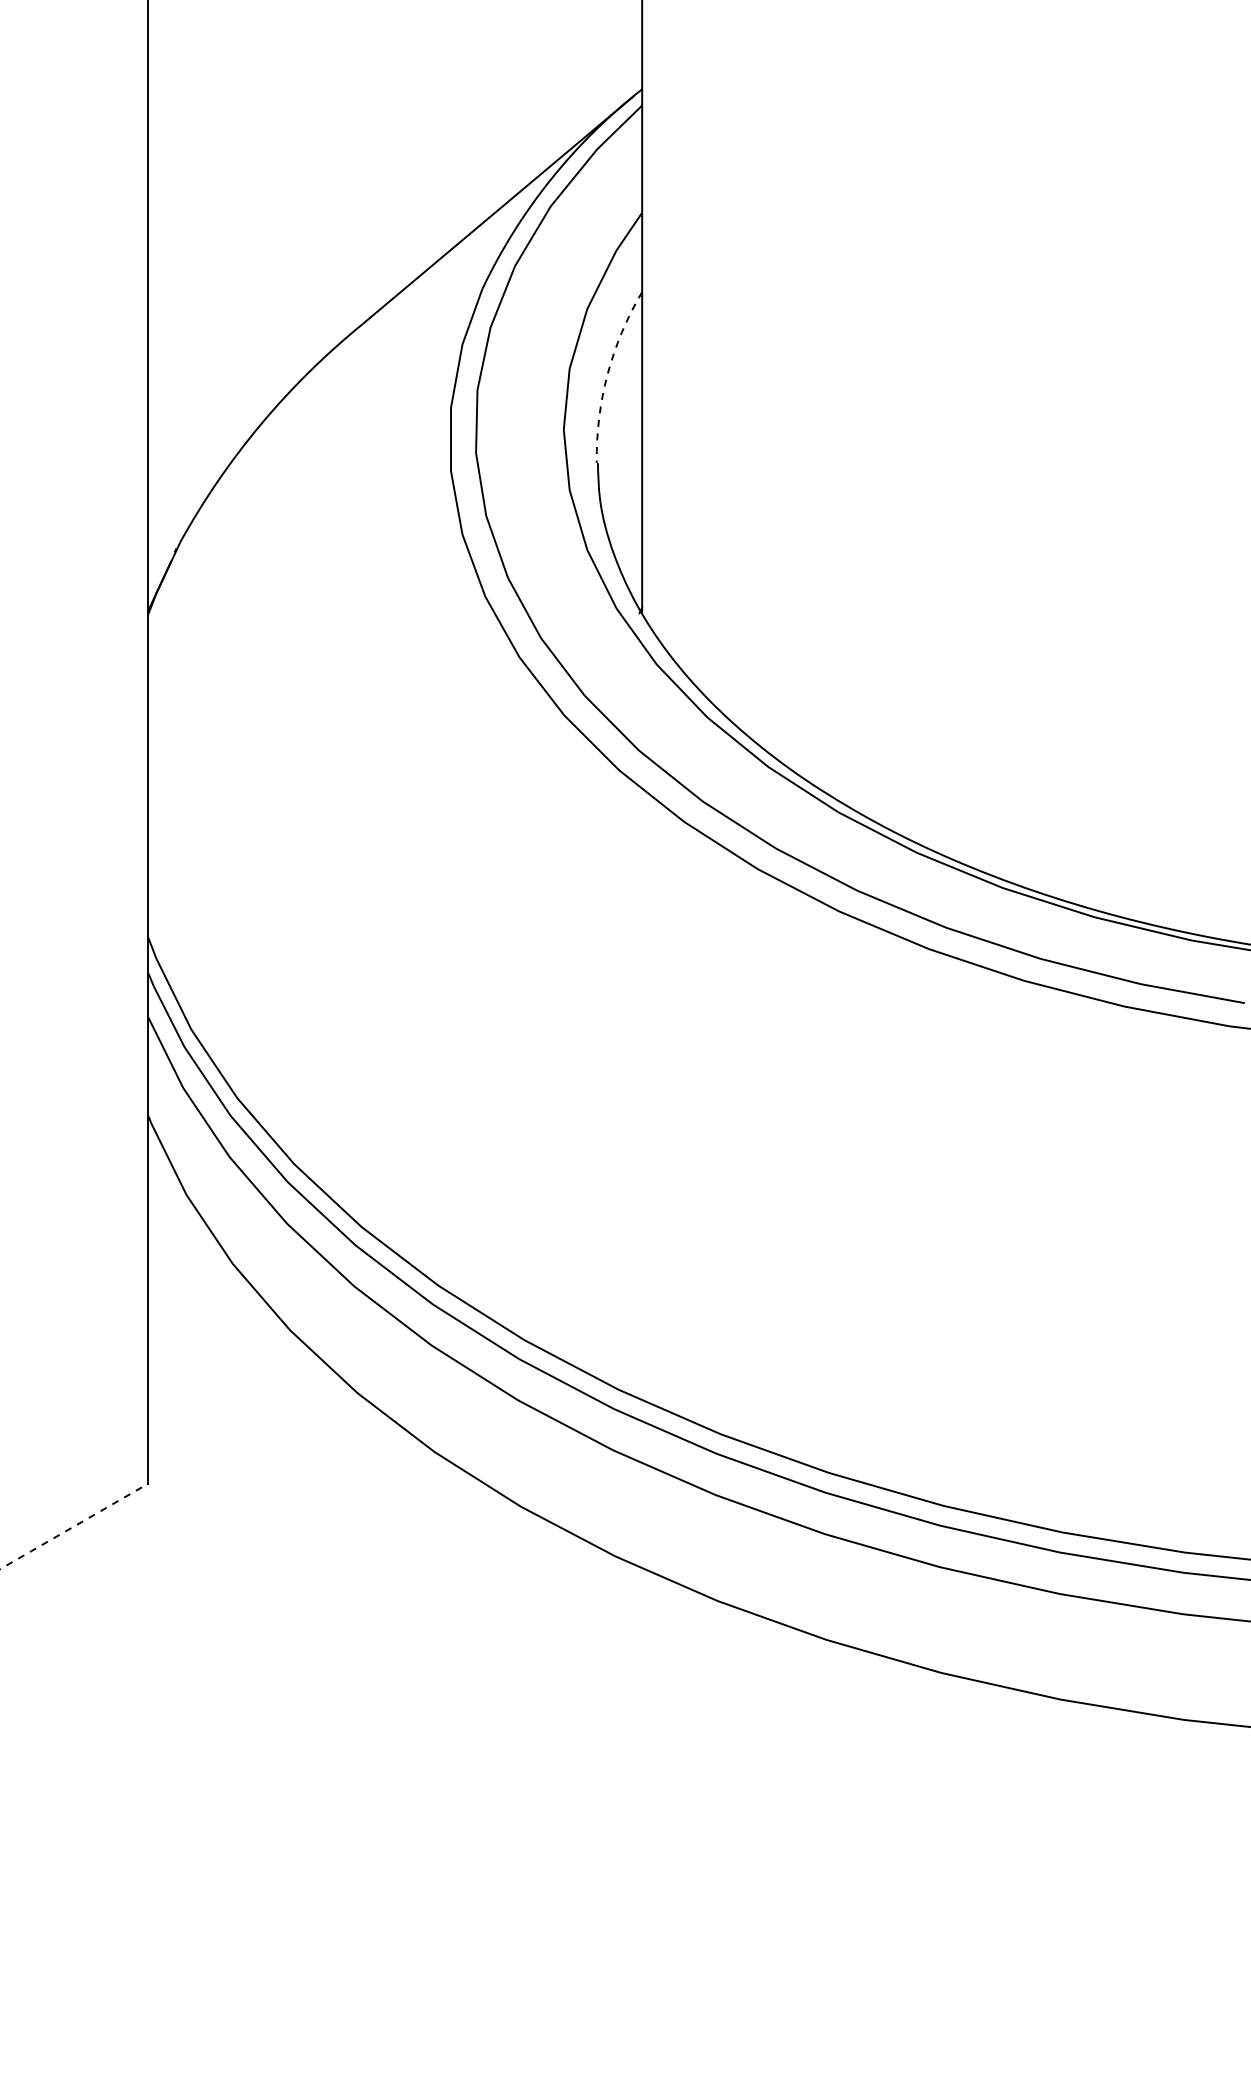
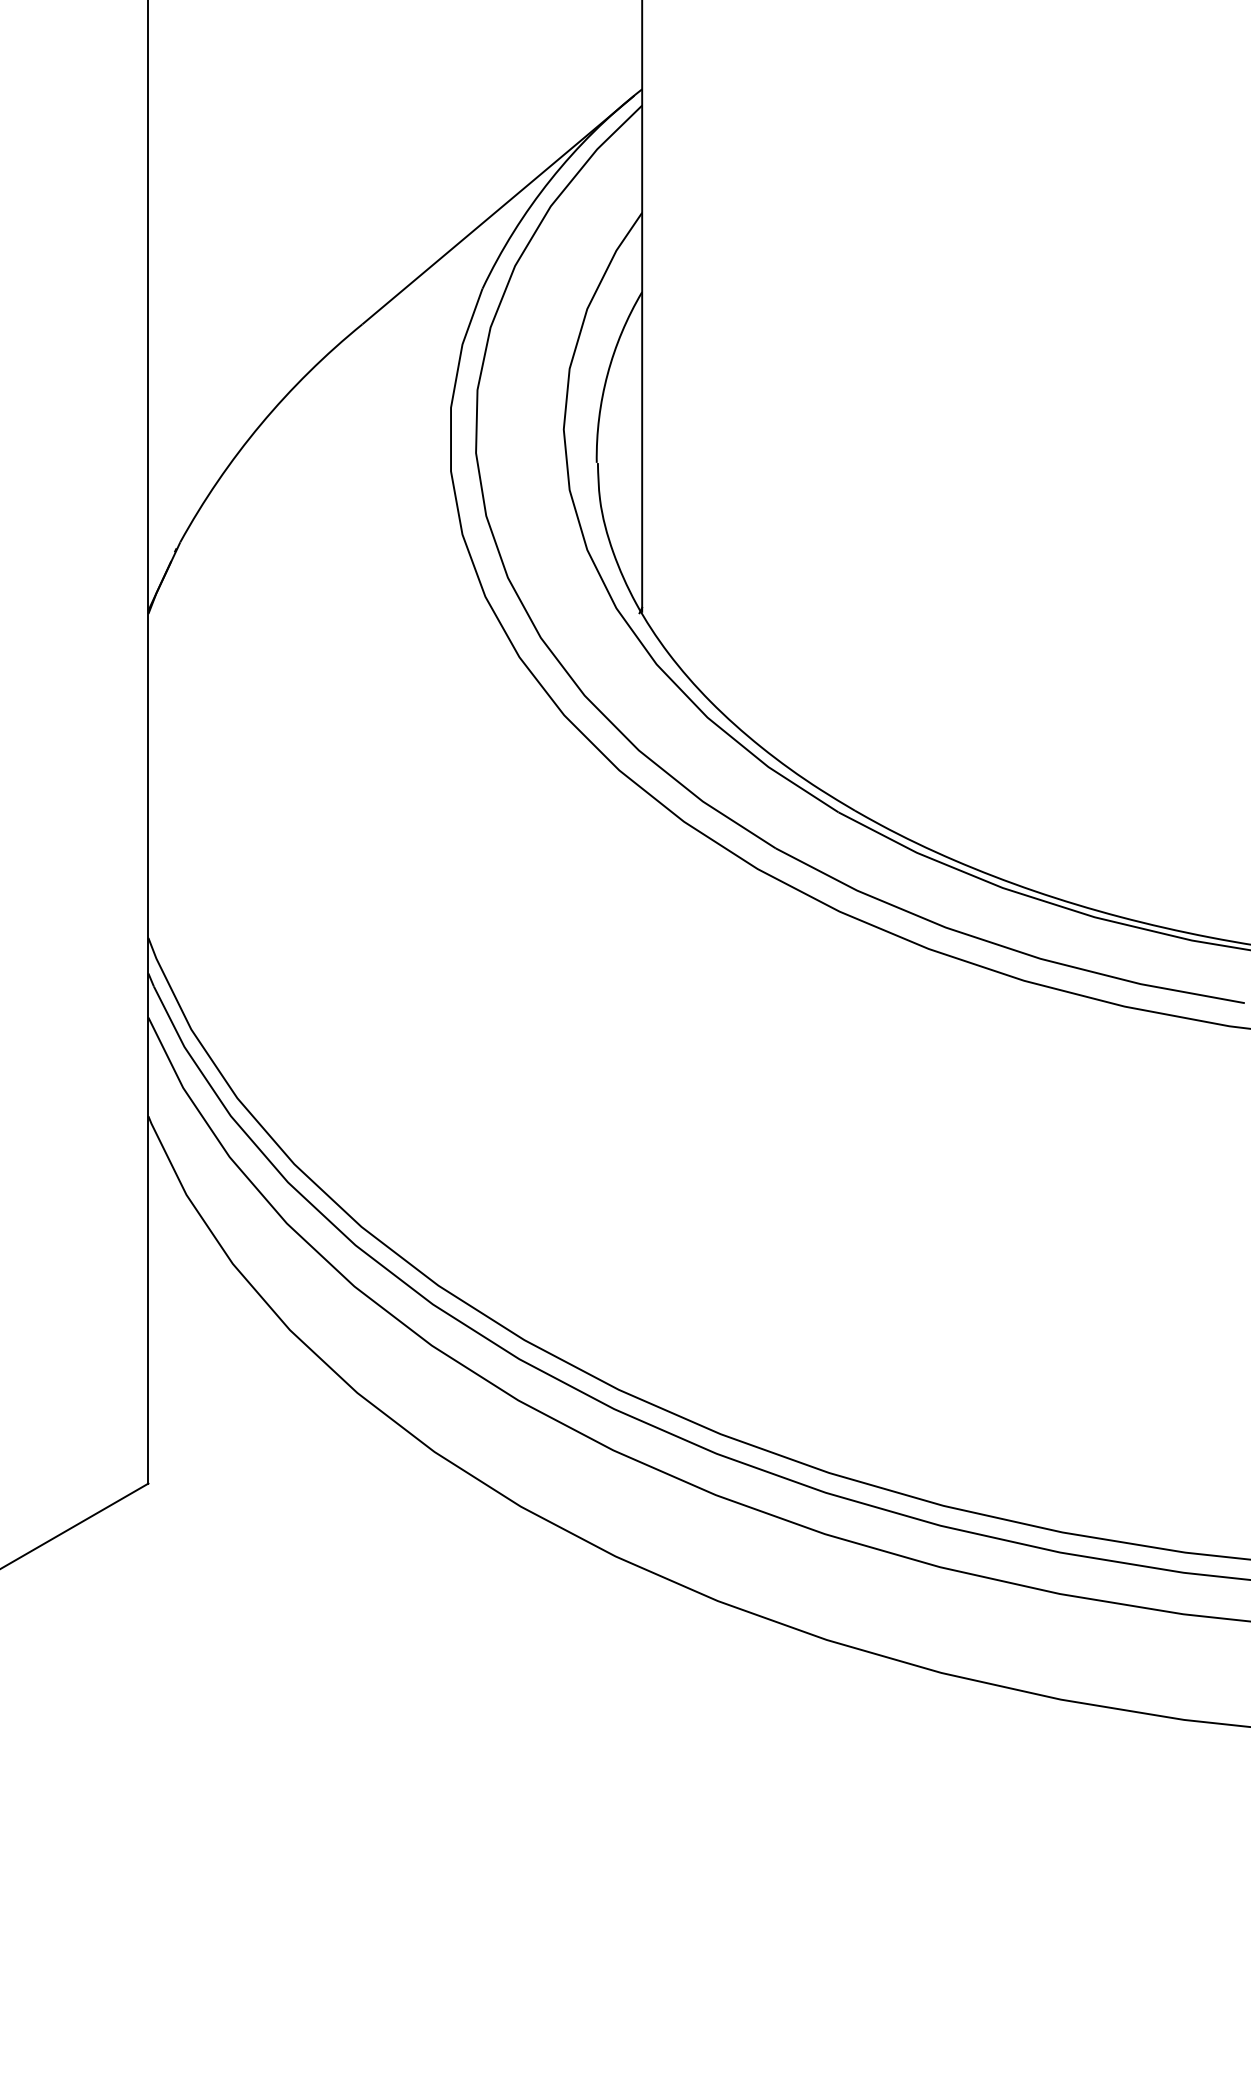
arc: dashed -> solid (607, 374)
line: dashed -> solid (74, 1526)
